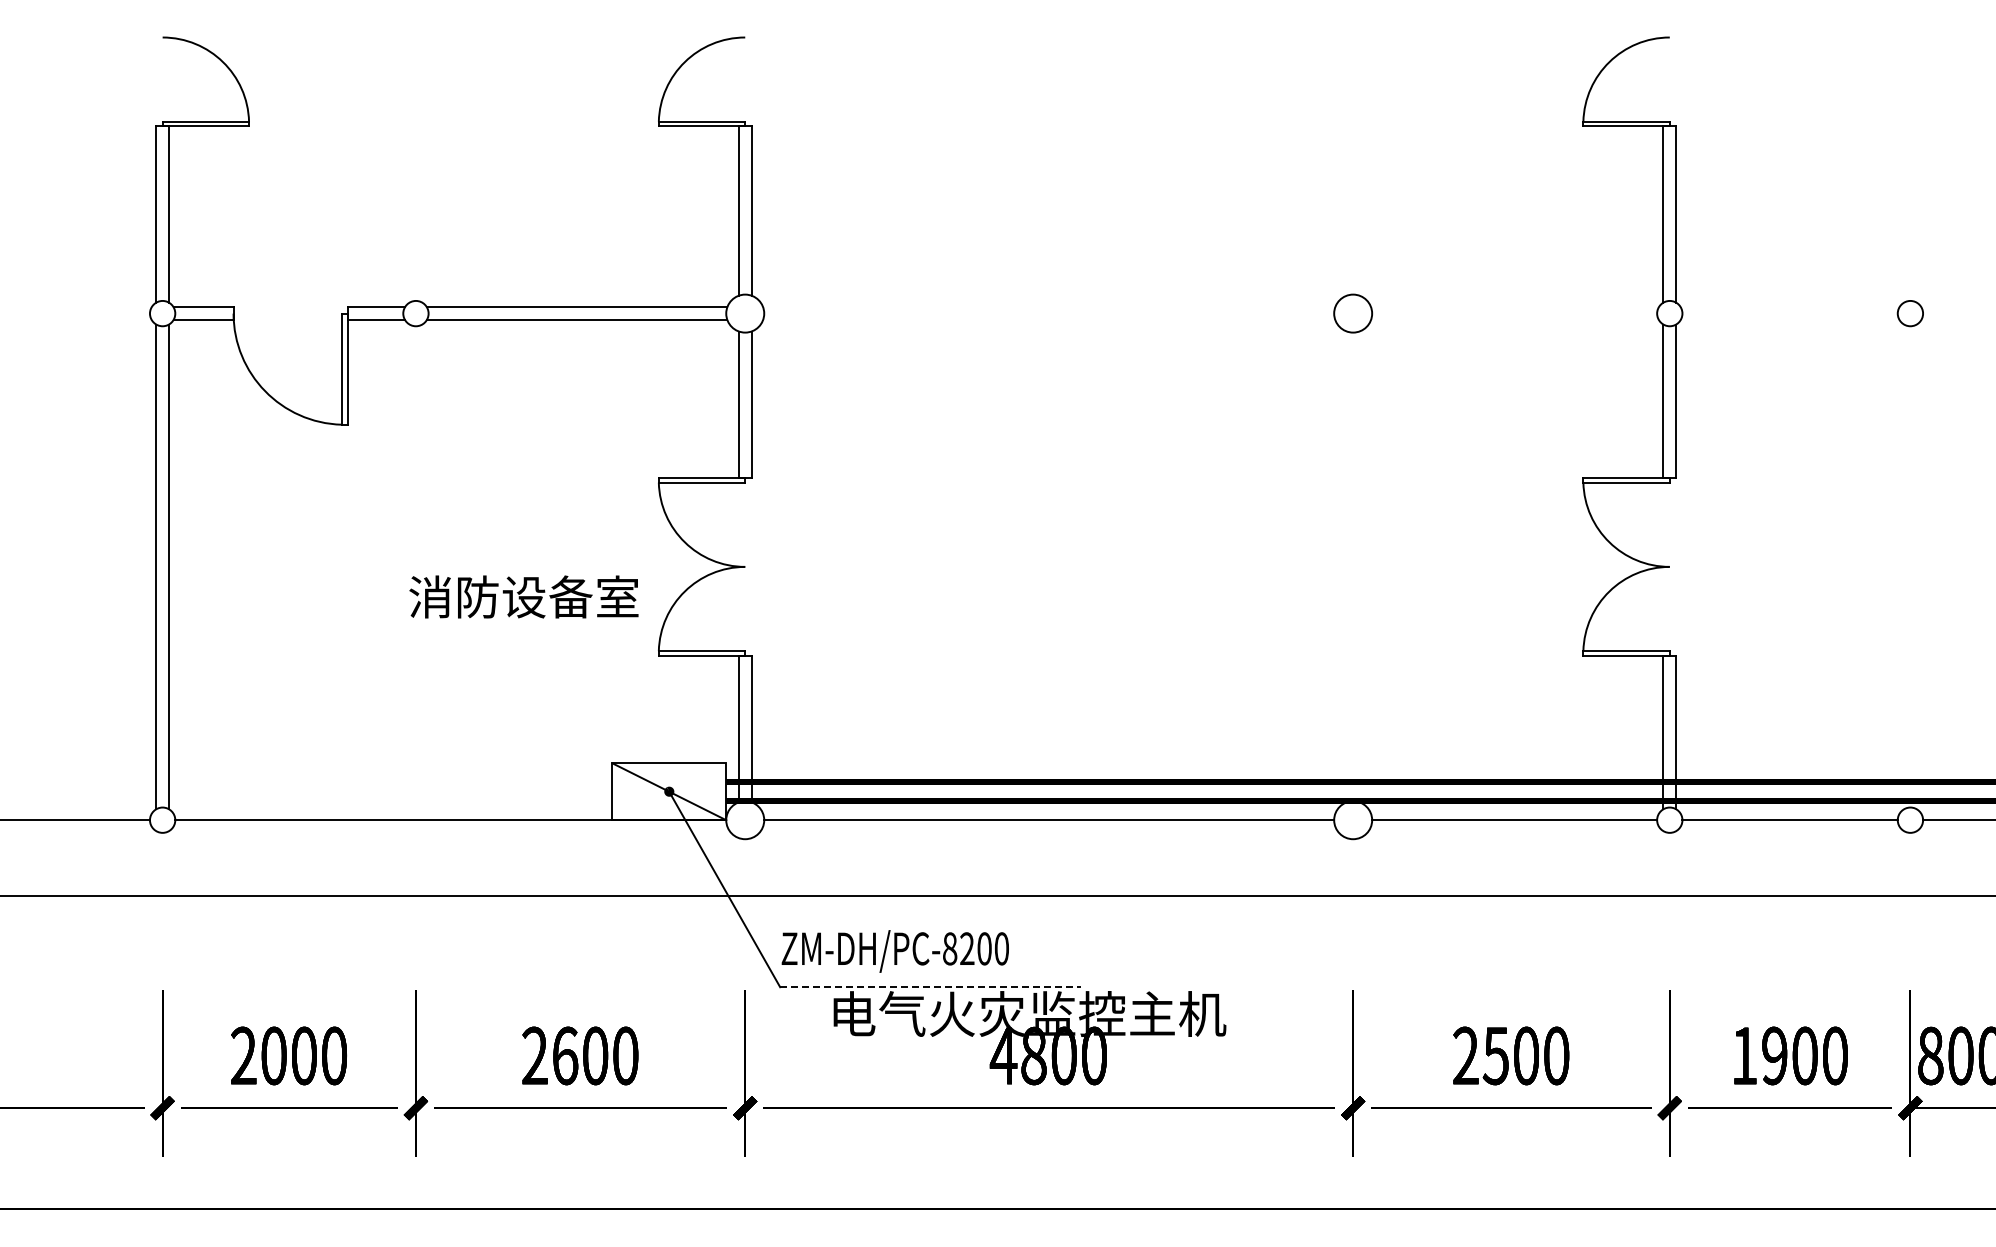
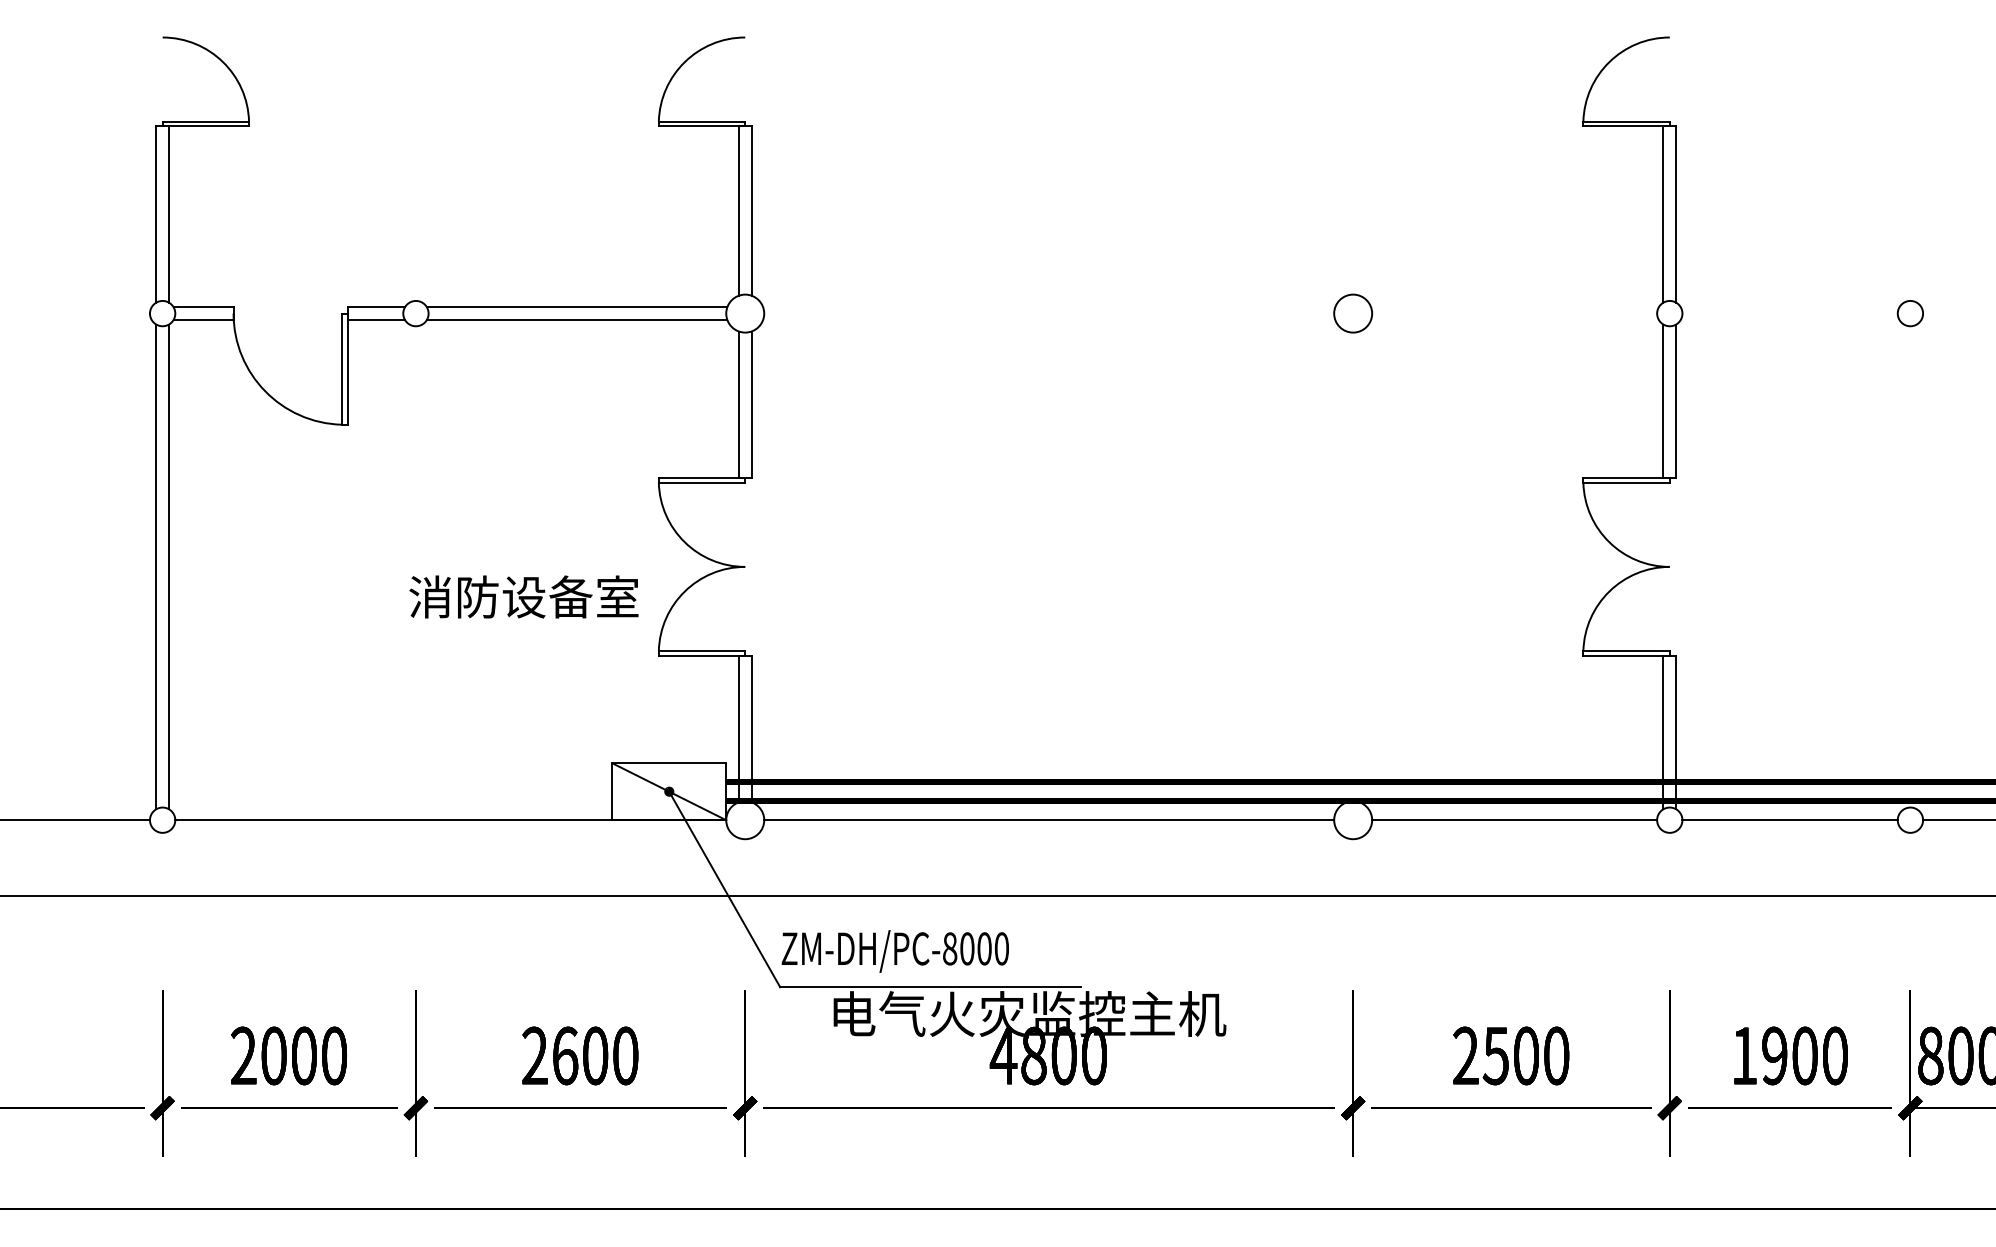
text: ZM-DH/PC-8200 -> ZM-DH/PC-8000 (967, 948)
line: dashed -> solid (931, 987)
